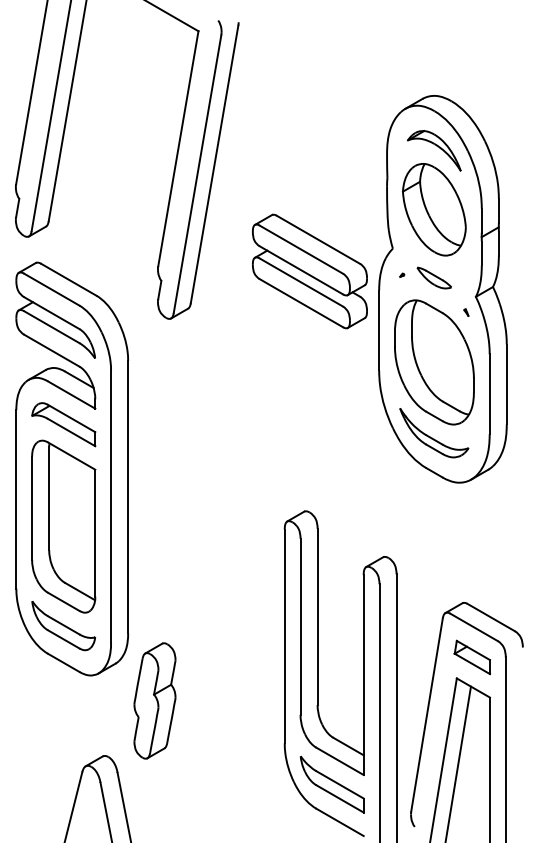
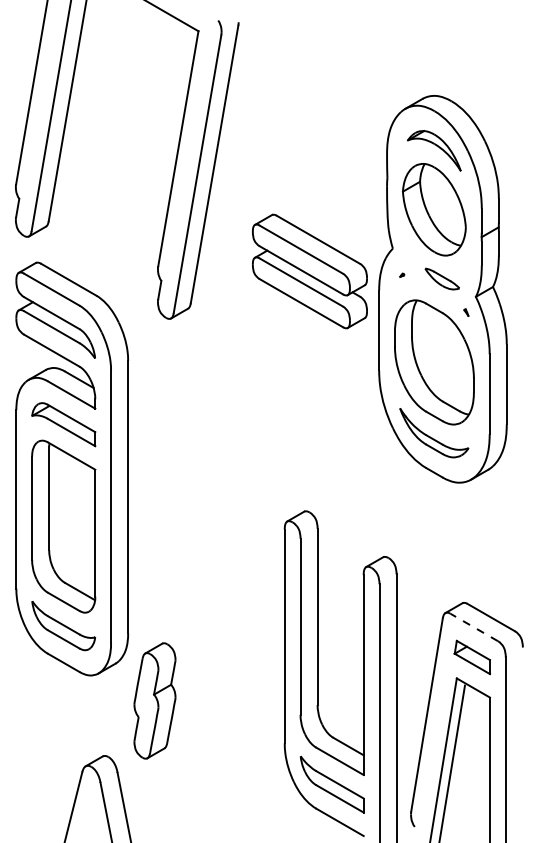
part position: (433, 277) -> (441, 278) (441, 278)
line: solid -> dashed (473, 627)
line position: (458, 762) -> (451, 762) (451, 762)
